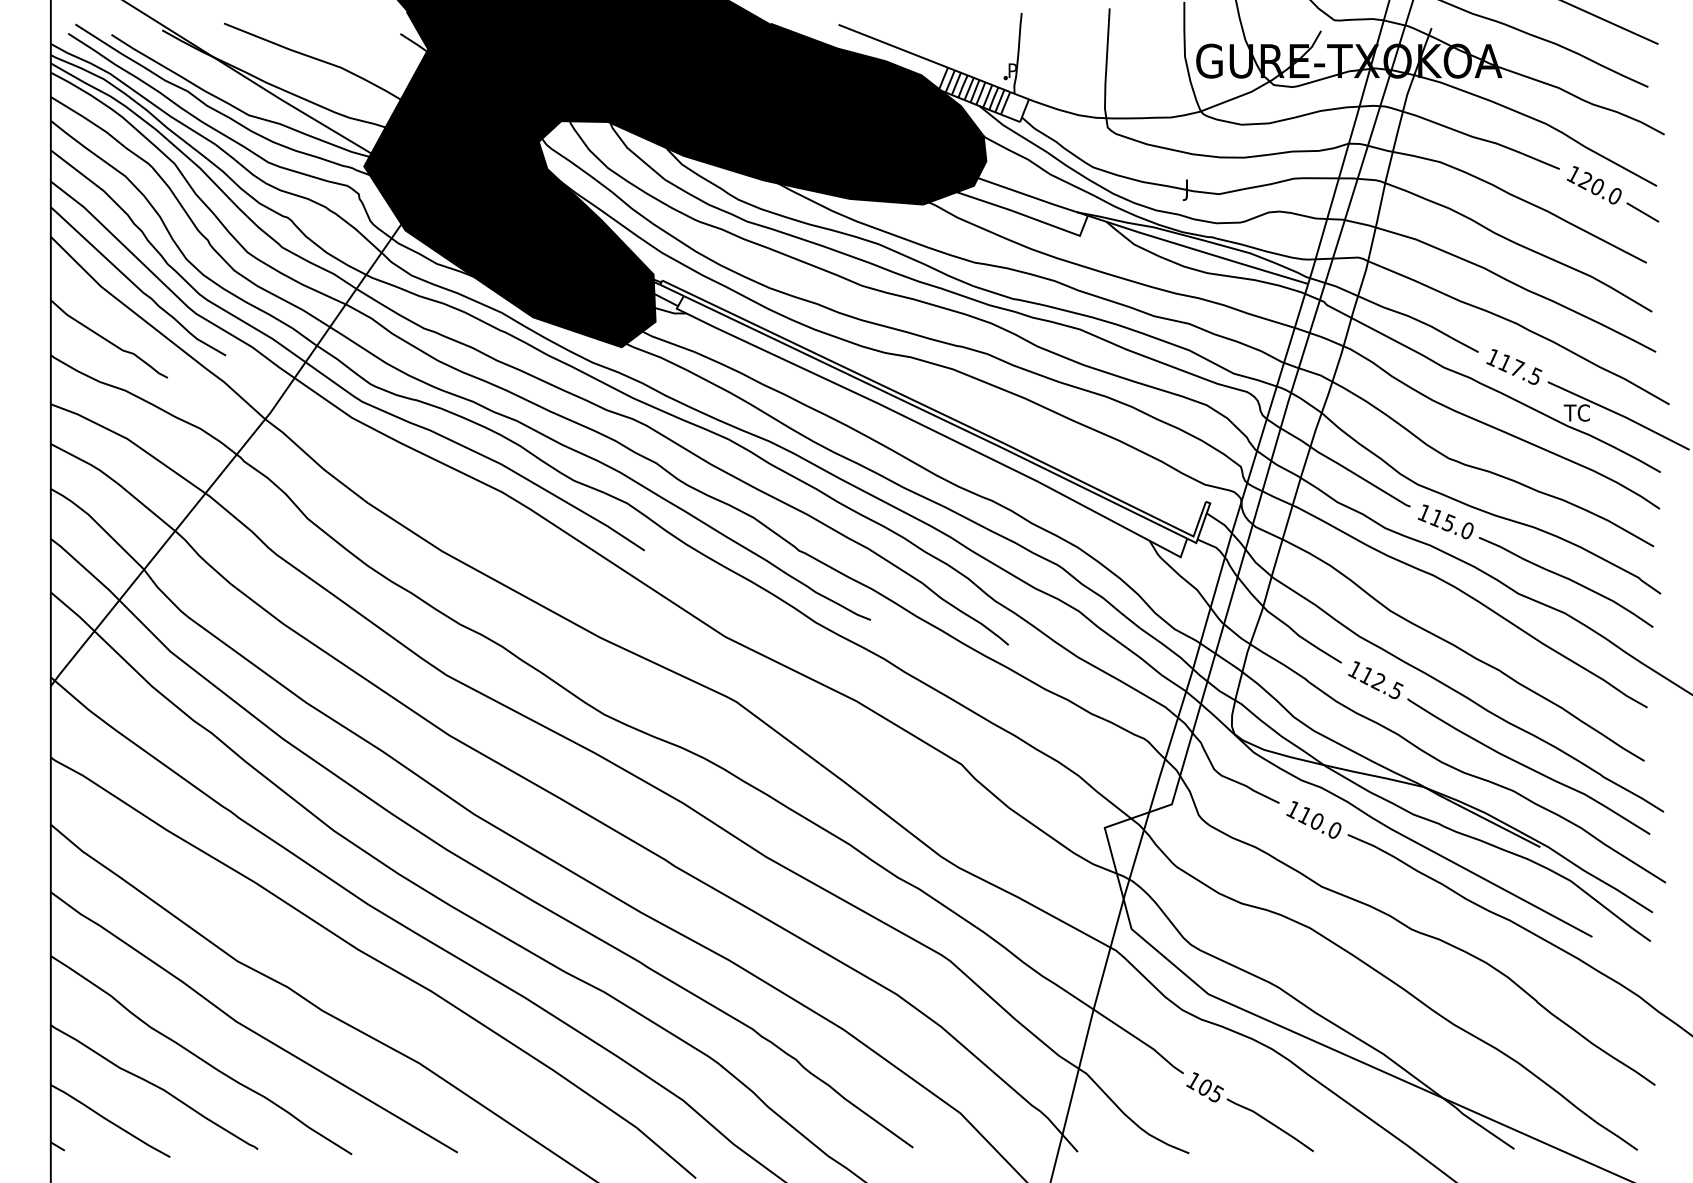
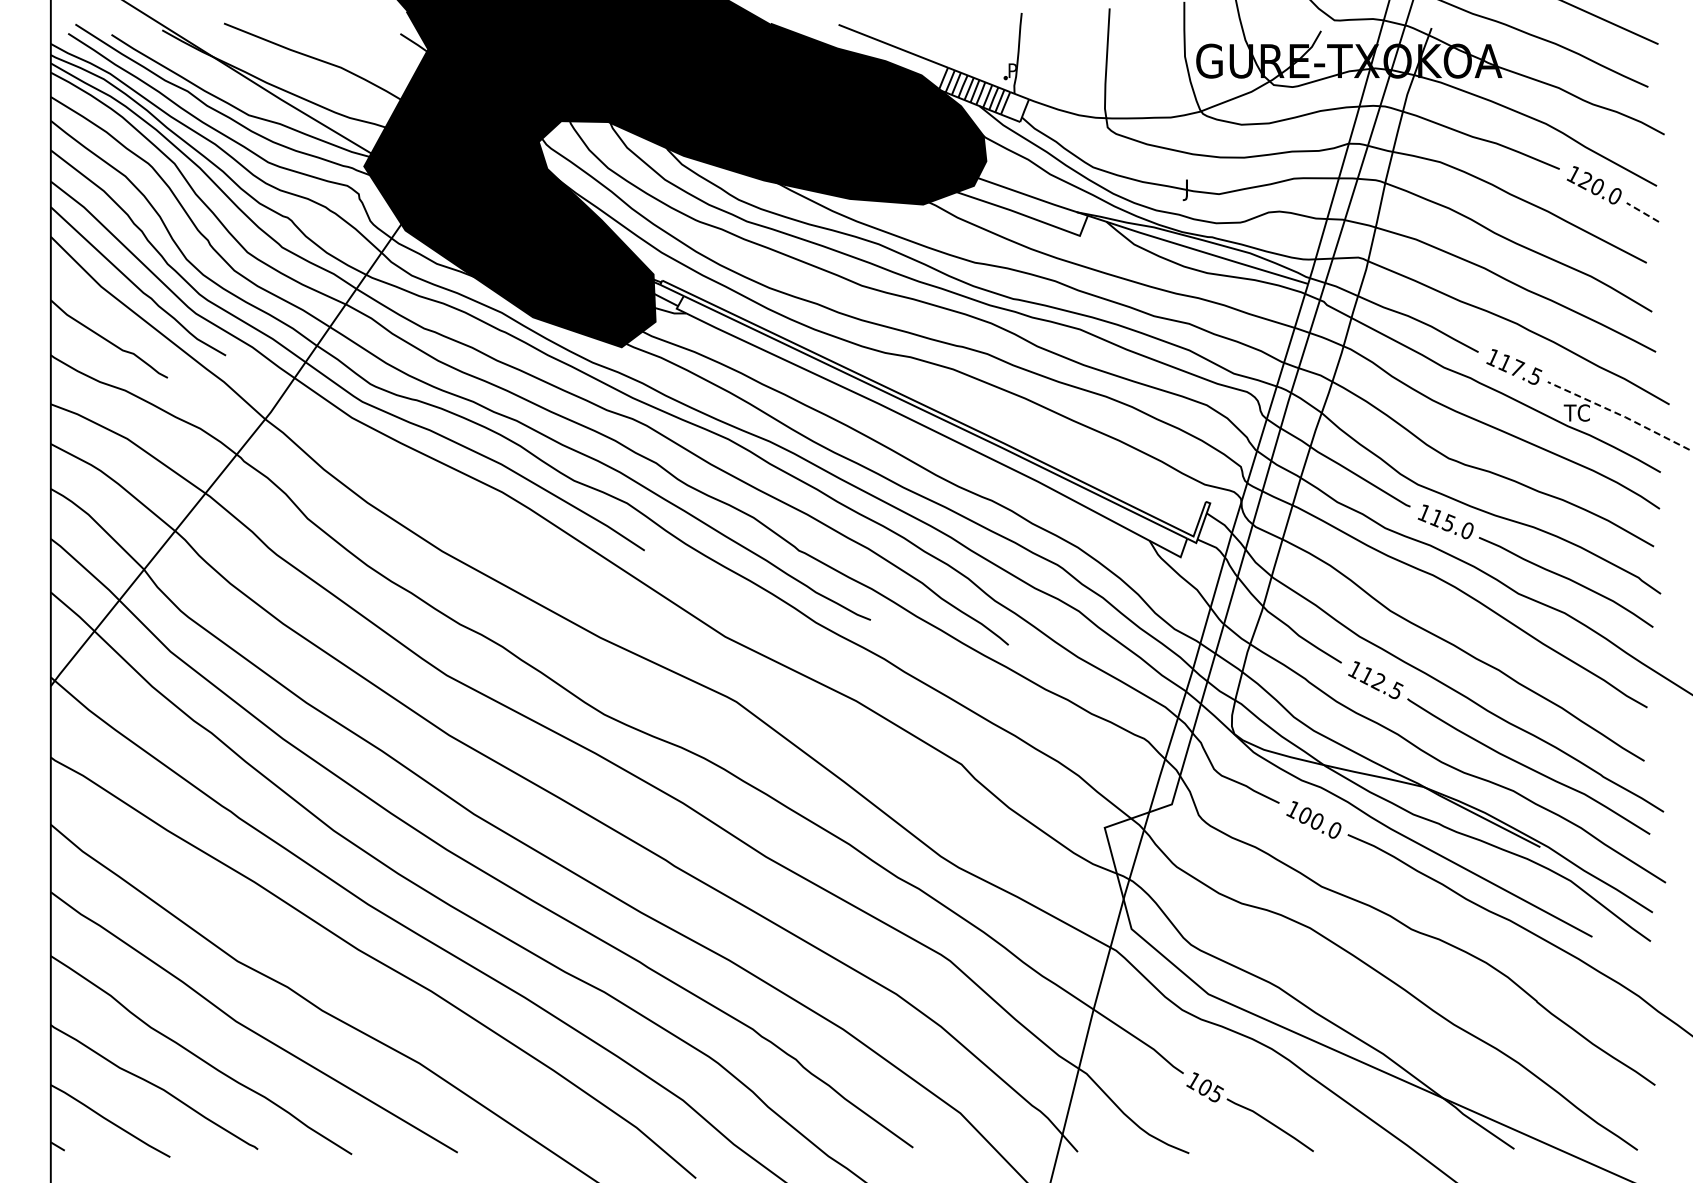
line: solid -> dashed (1642, 212)
line: solid -> dashed (1619, 414)
text: 110.0 -> 100.0 (1304, 816)
